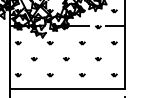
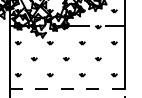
line: solid -> dashed (67, 89)
